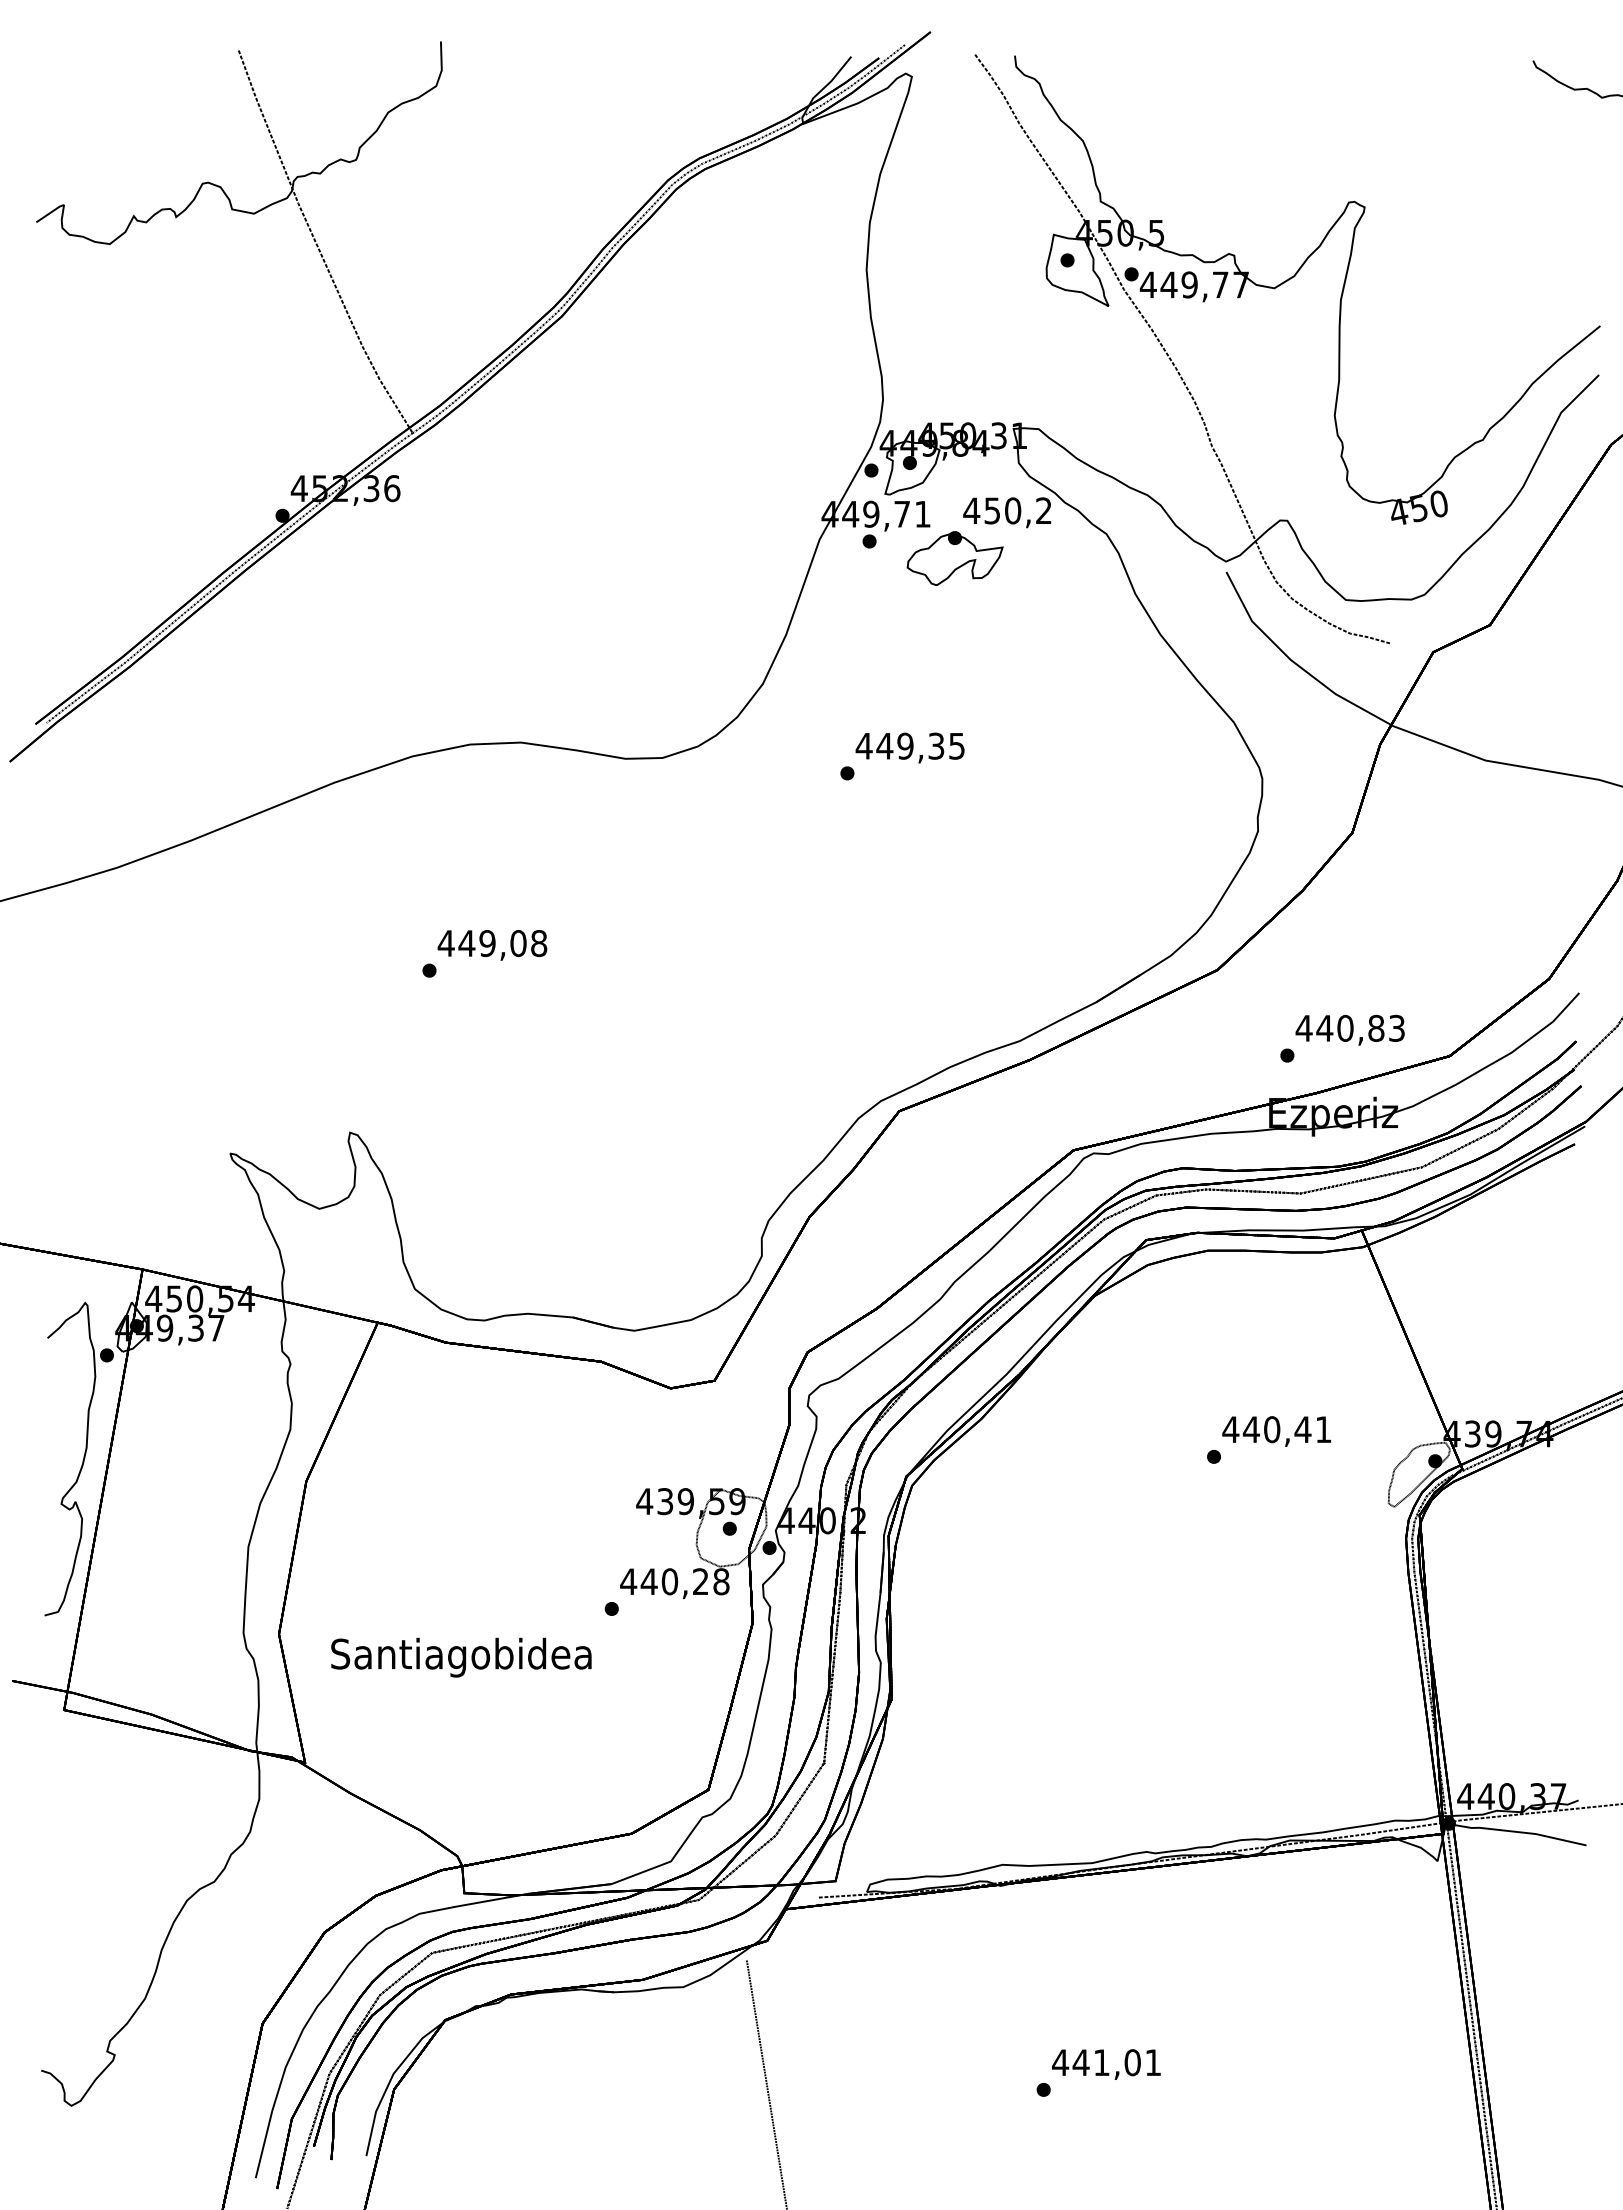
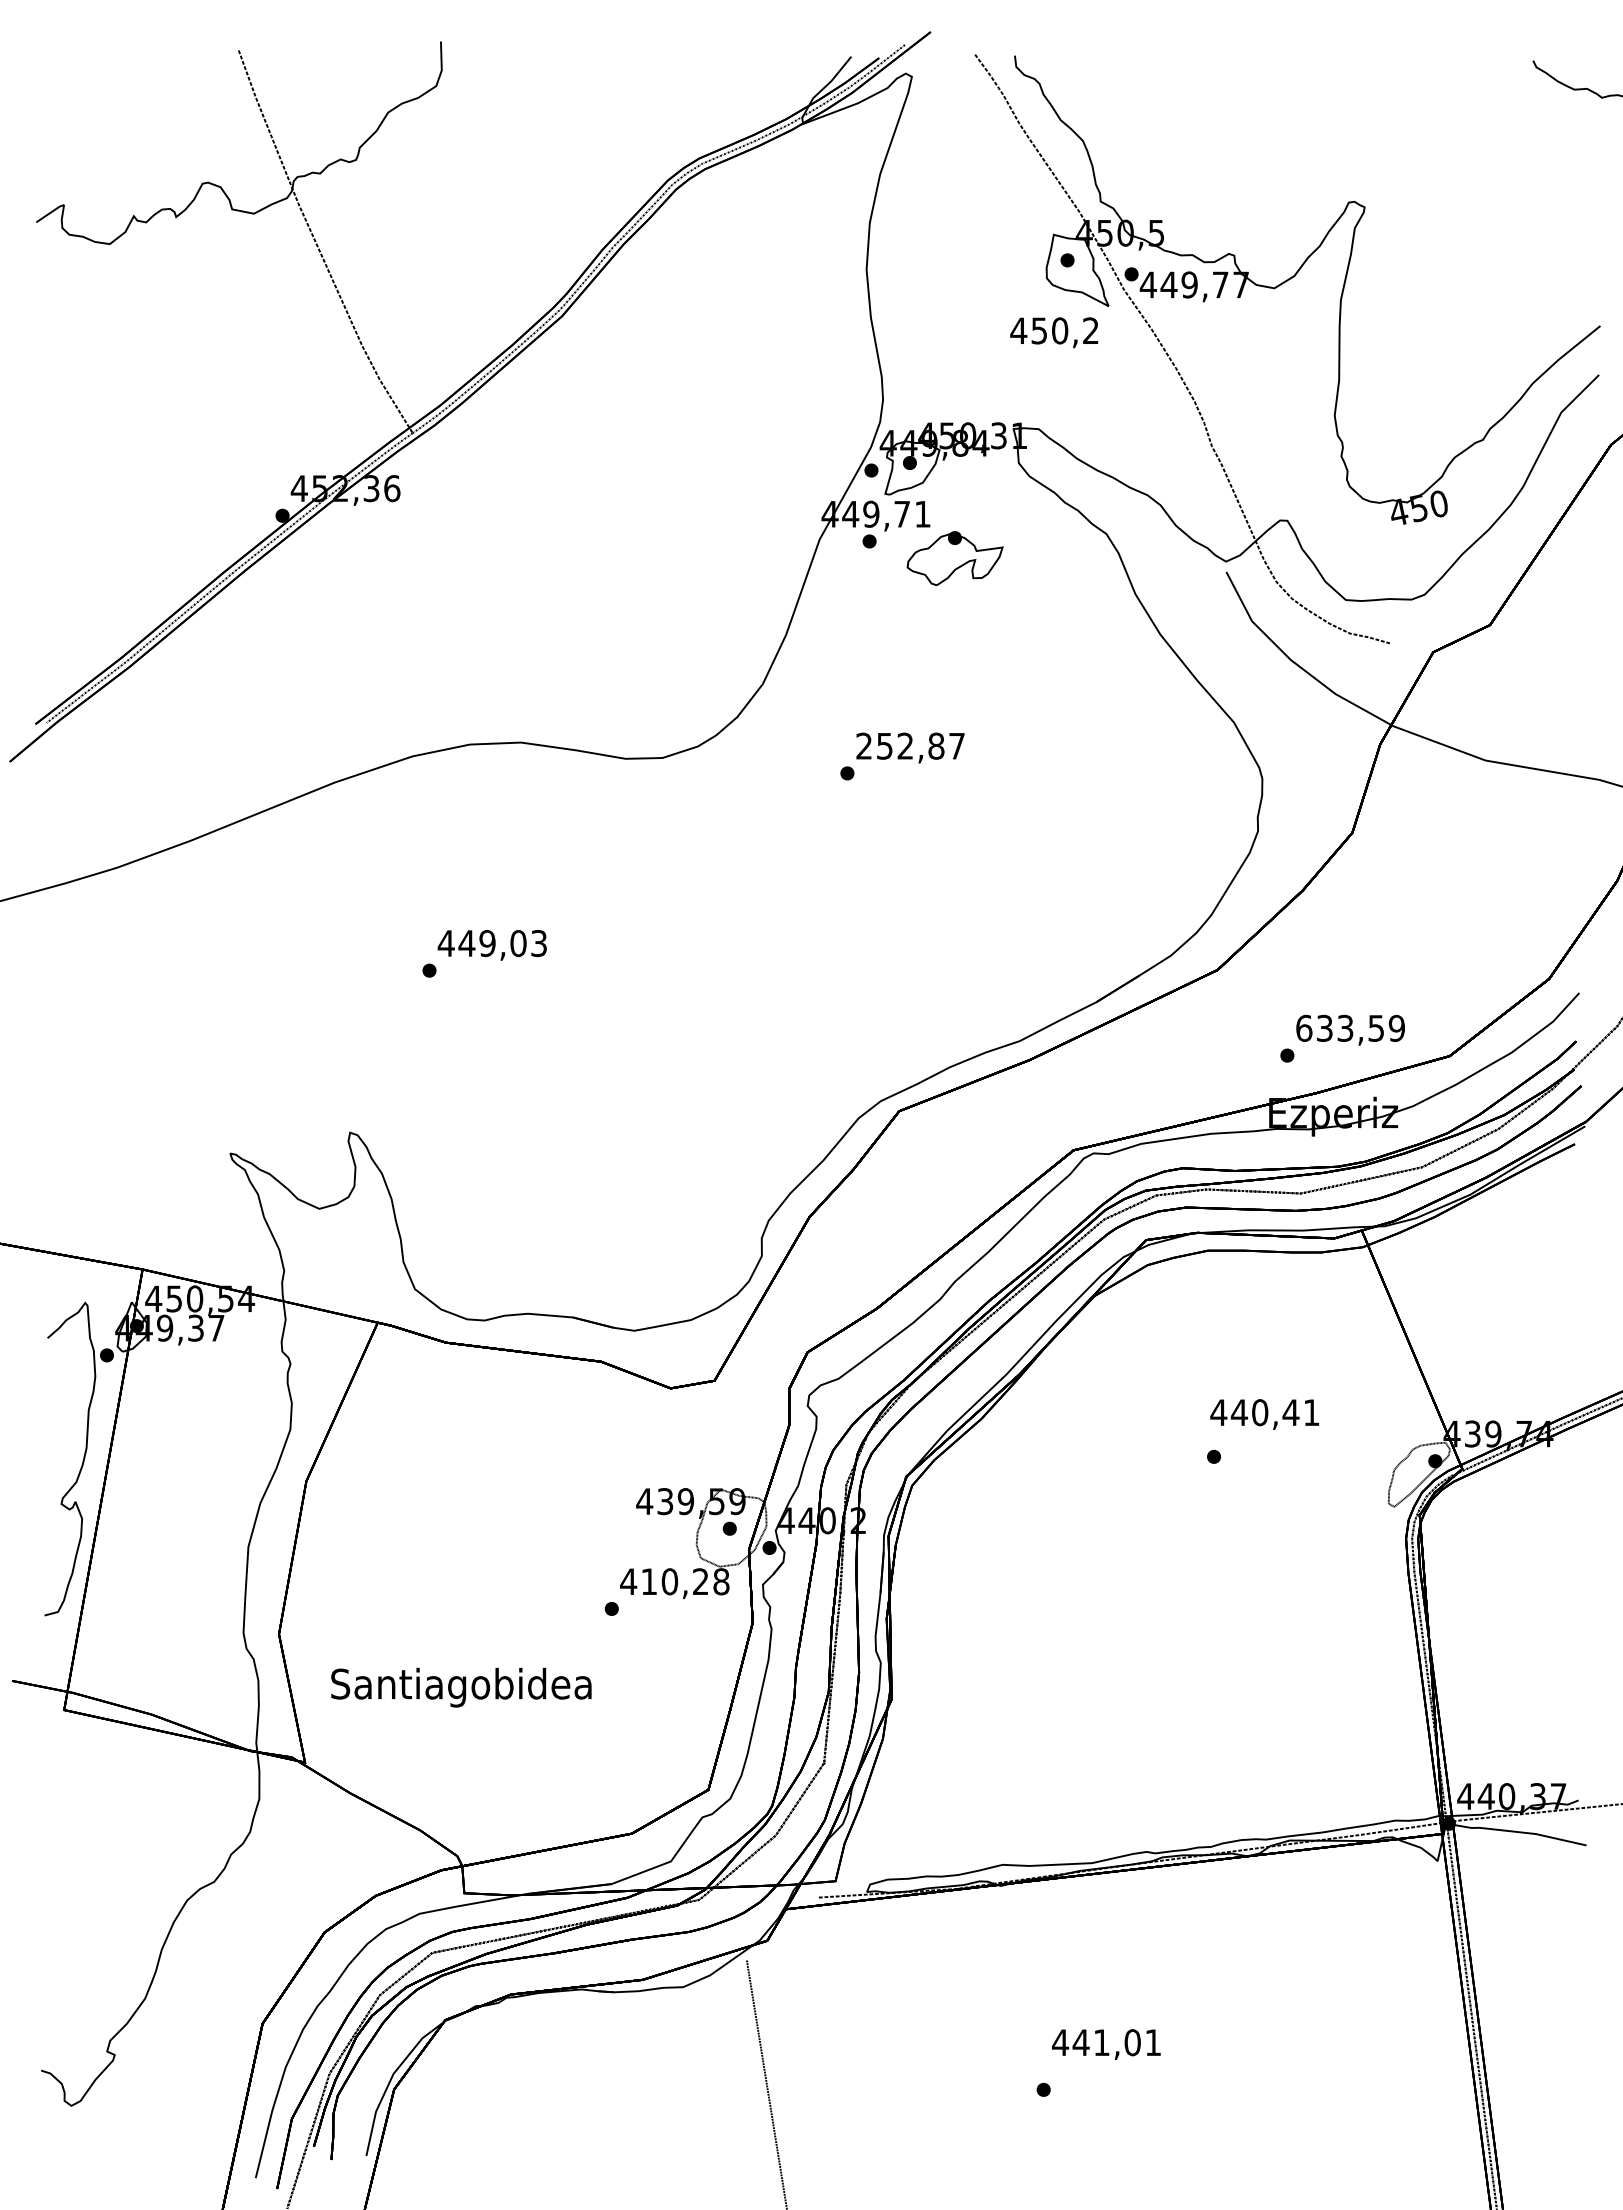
text position: (1007, 512) -> (1054, 332) (1054, 332)
text: 449,35 -> 252,87 (909, 745)
text: 449,08 -> 449,03 (539, 943)
text: 440,83 -> 633,59 (1350, 1027)
text position: (1276, 1431) -> (1264, 1414) (1264, 1414)
text: 440,28 -> 410,28 (648, 1581)
text position: (461, 1657) -> (461, 1687) (461, 1687)
text position: (1106, 2064) -> (1106, 2044) (1106, 2044)
